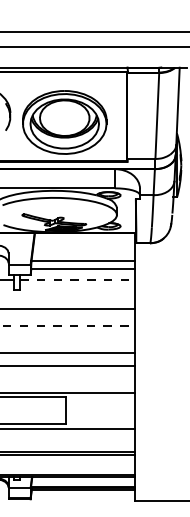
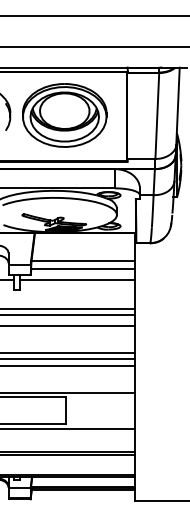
line position: (94, 31) -> (94, 15) (94, 15)
part position: (64, 122) -> (64, 115) (64, 115)
line: dashed -> solid (78, 279)
line: none -> present (68, 315)
line: dashed -> solid (67, 326)
line: none -> present (68, 358)
